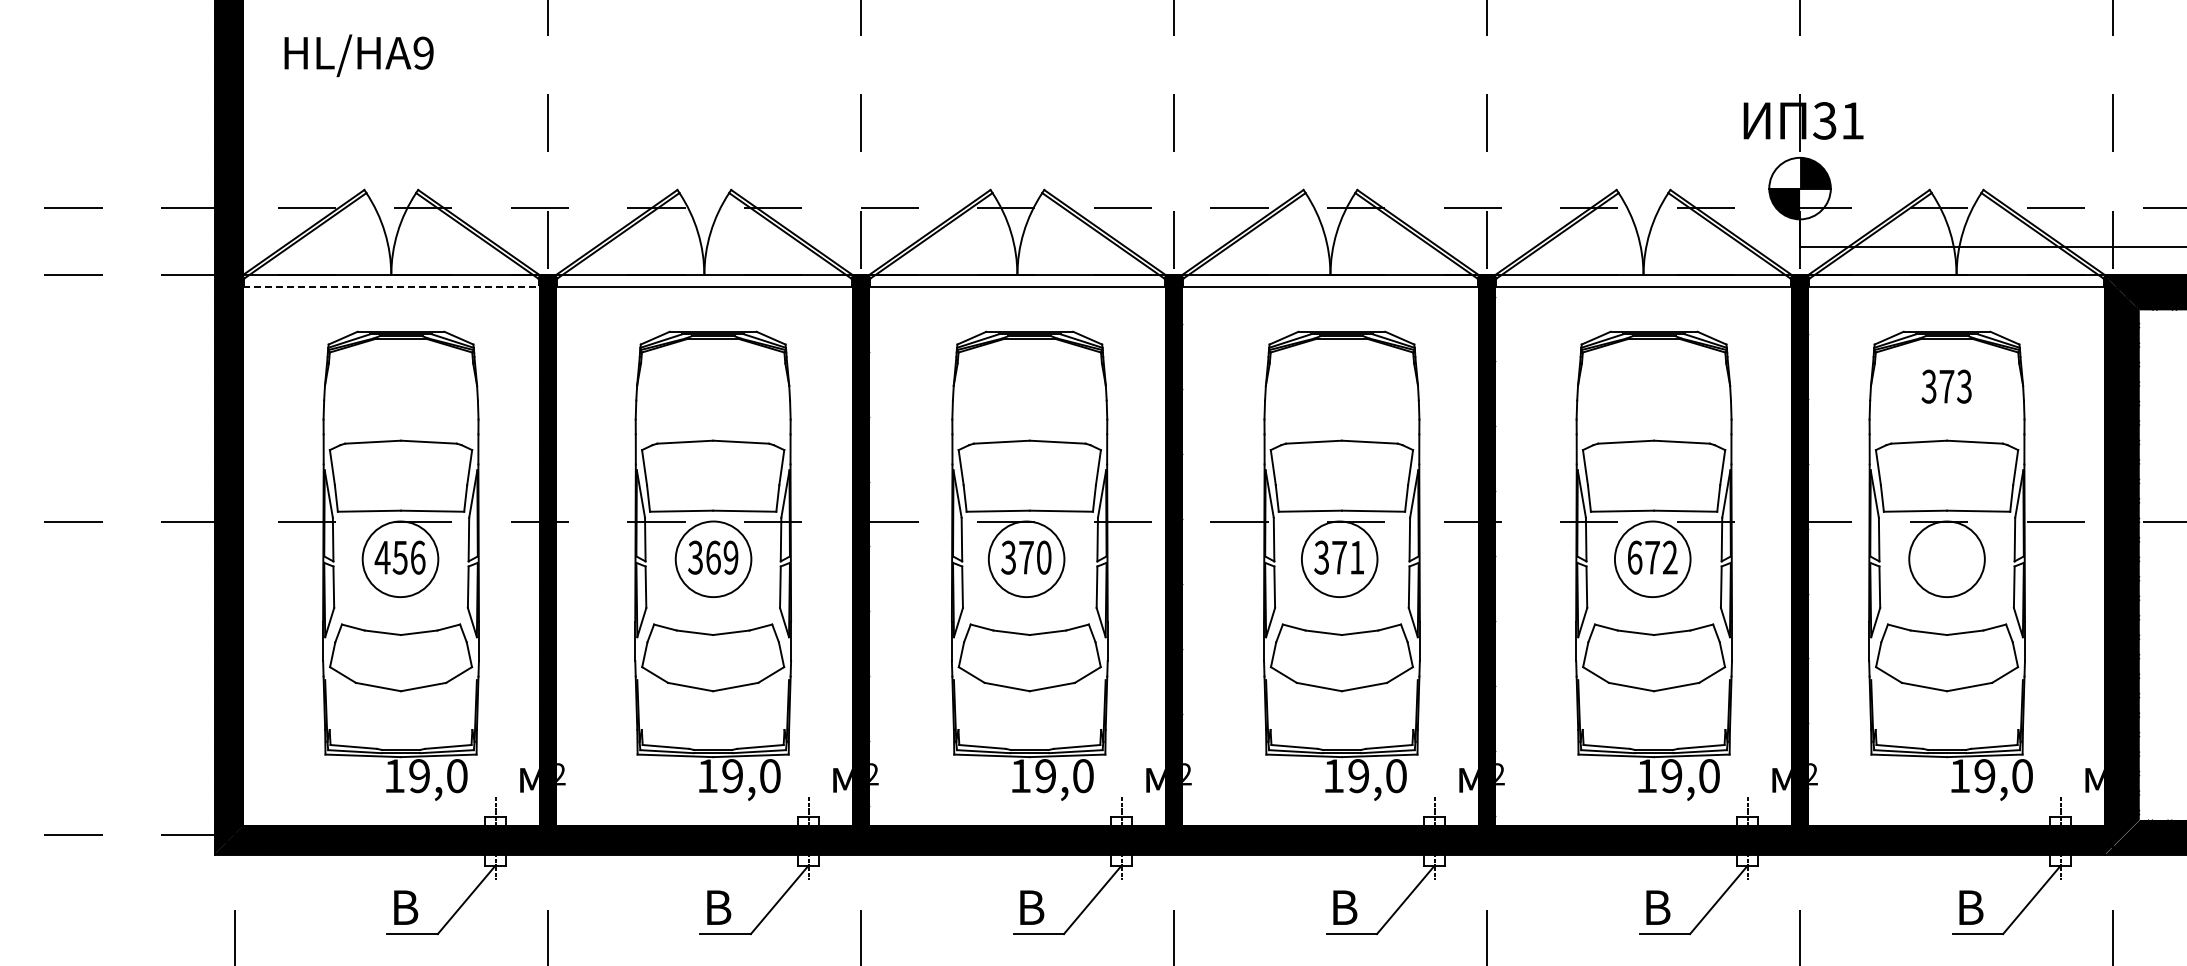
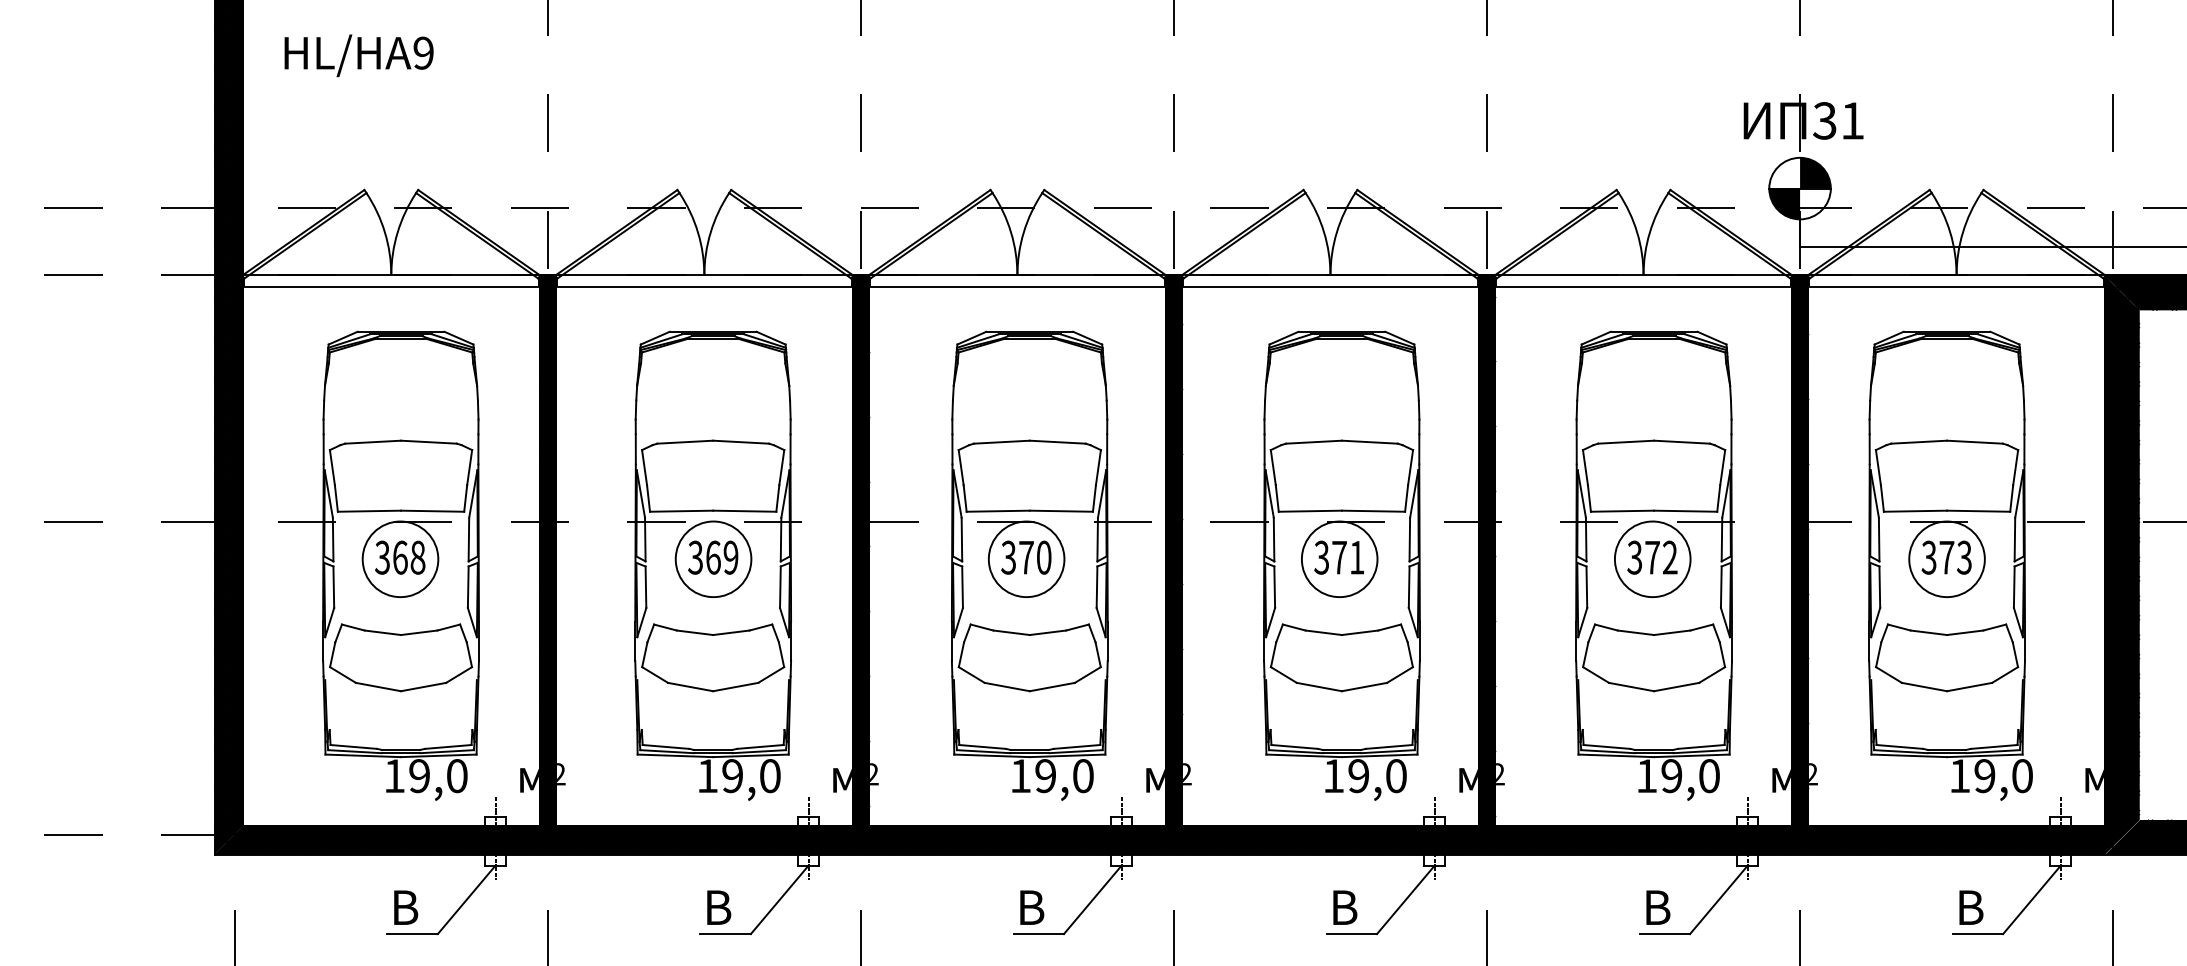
line: dashed -> solid (391, 286)
text position: (1946, 386) -> (1946, 557) (1946, 557)
text: 456 -> 368 (399, 557)
text: 672 -> 372 (1634, 557)
